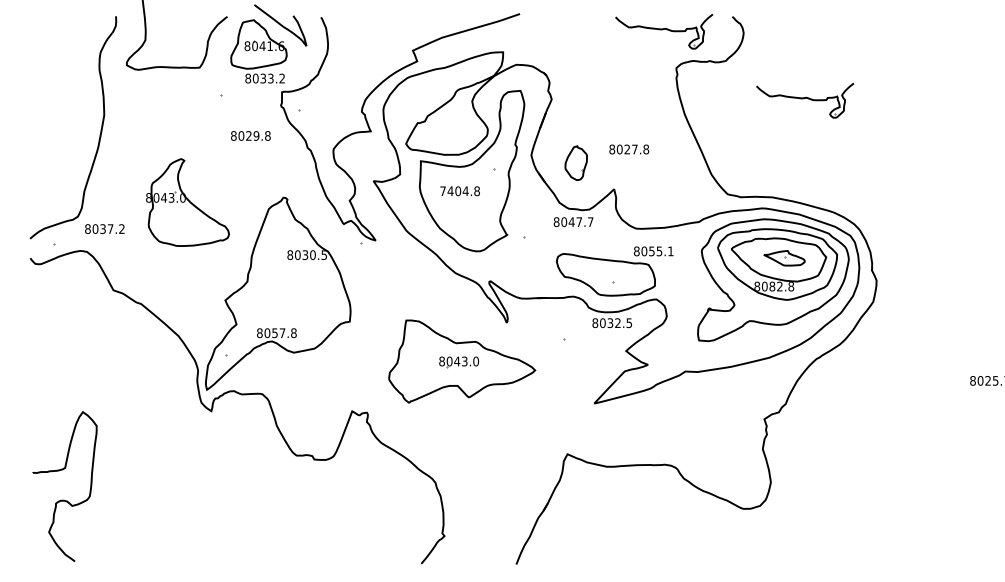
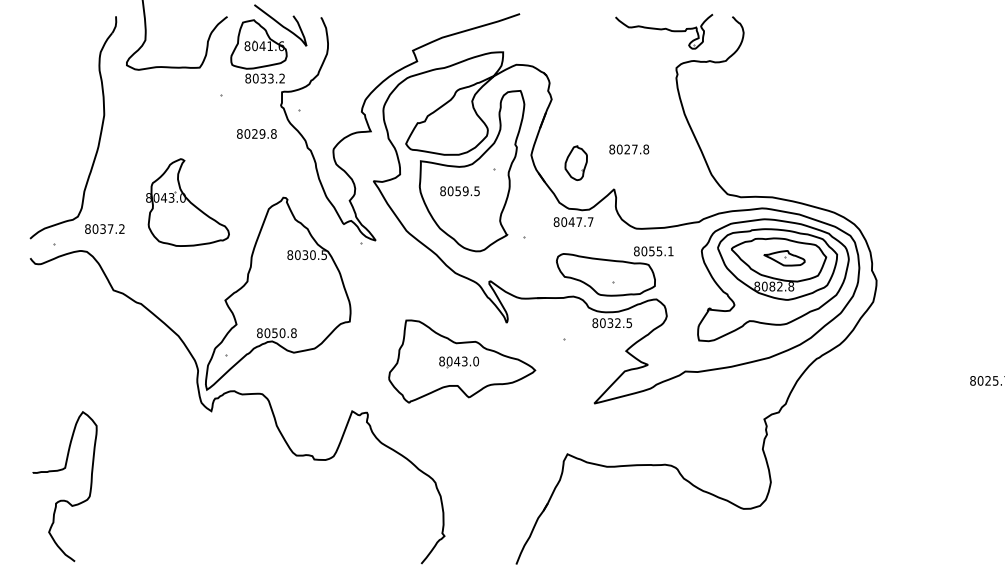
part: present -> none (805, 100)
text position: (250, 135) -> (256, 133) (256, 133)
text: 7404.8 -> 8059.5 (459, 191)
text: 8057.8 -> 8050.8 (282, 333)
